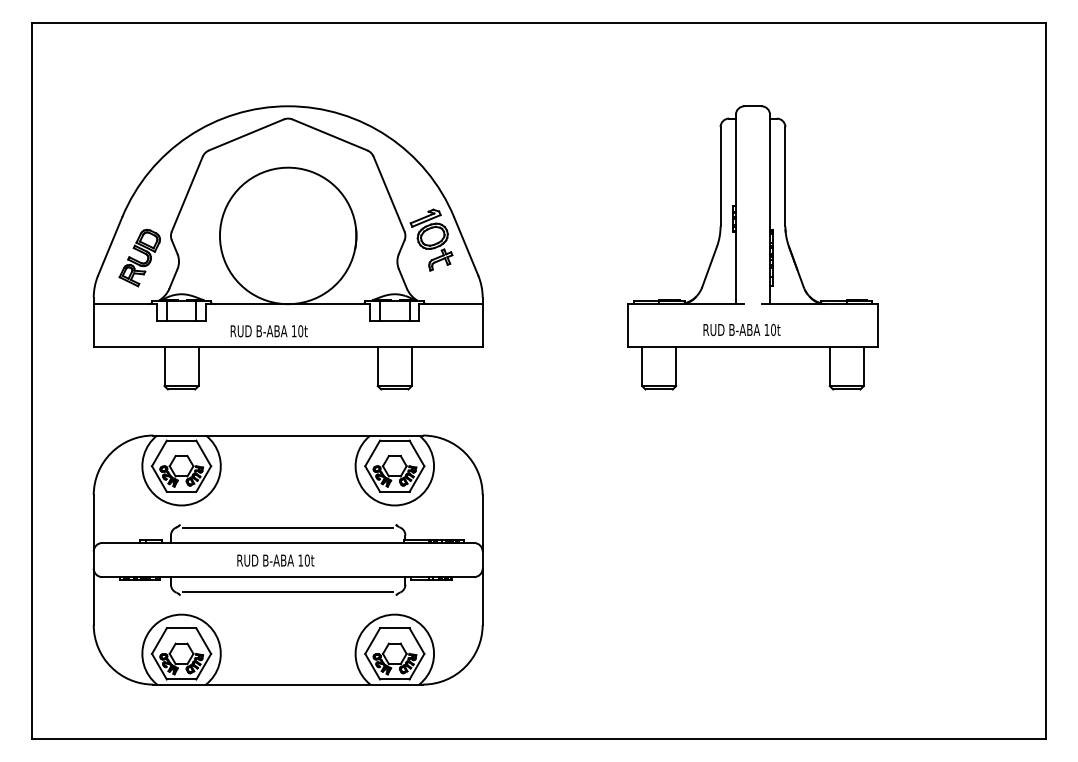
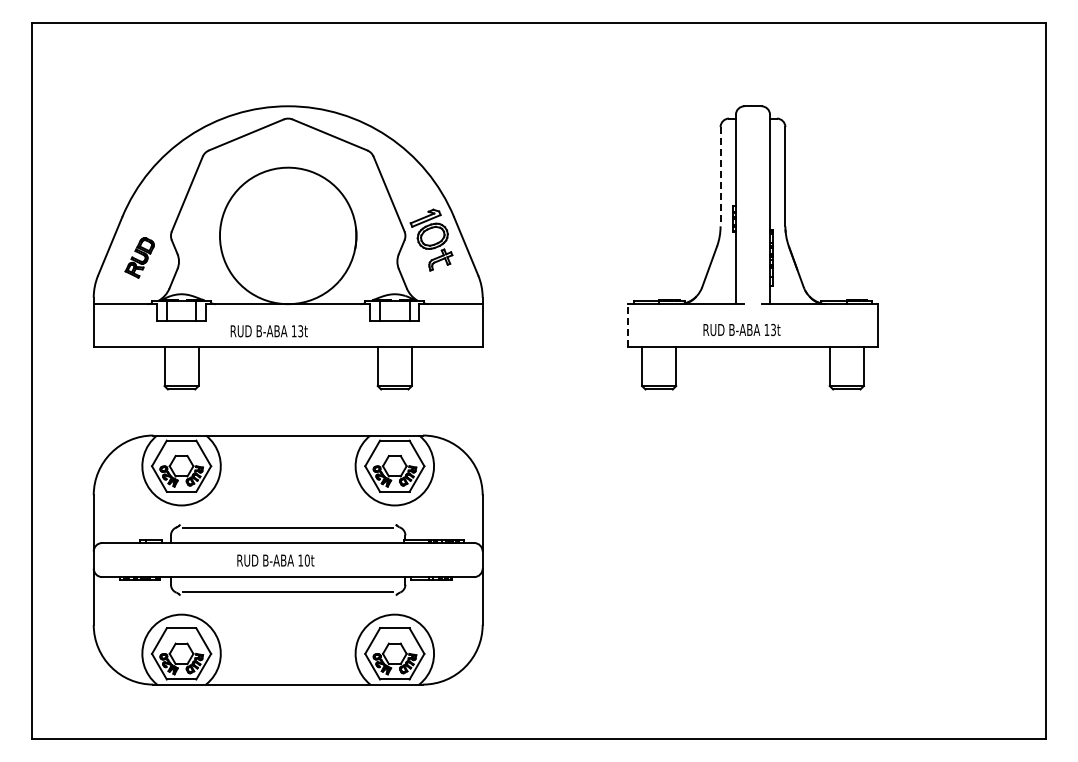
line: solid -> dashed (720, 176)
part size: 43x60 px -> 31x42 px (139, 257)
line: solid -> dashed (628, 325)
text: 10t -> 13t (773, 330)
text: 10t -> 13t (300, 331)
